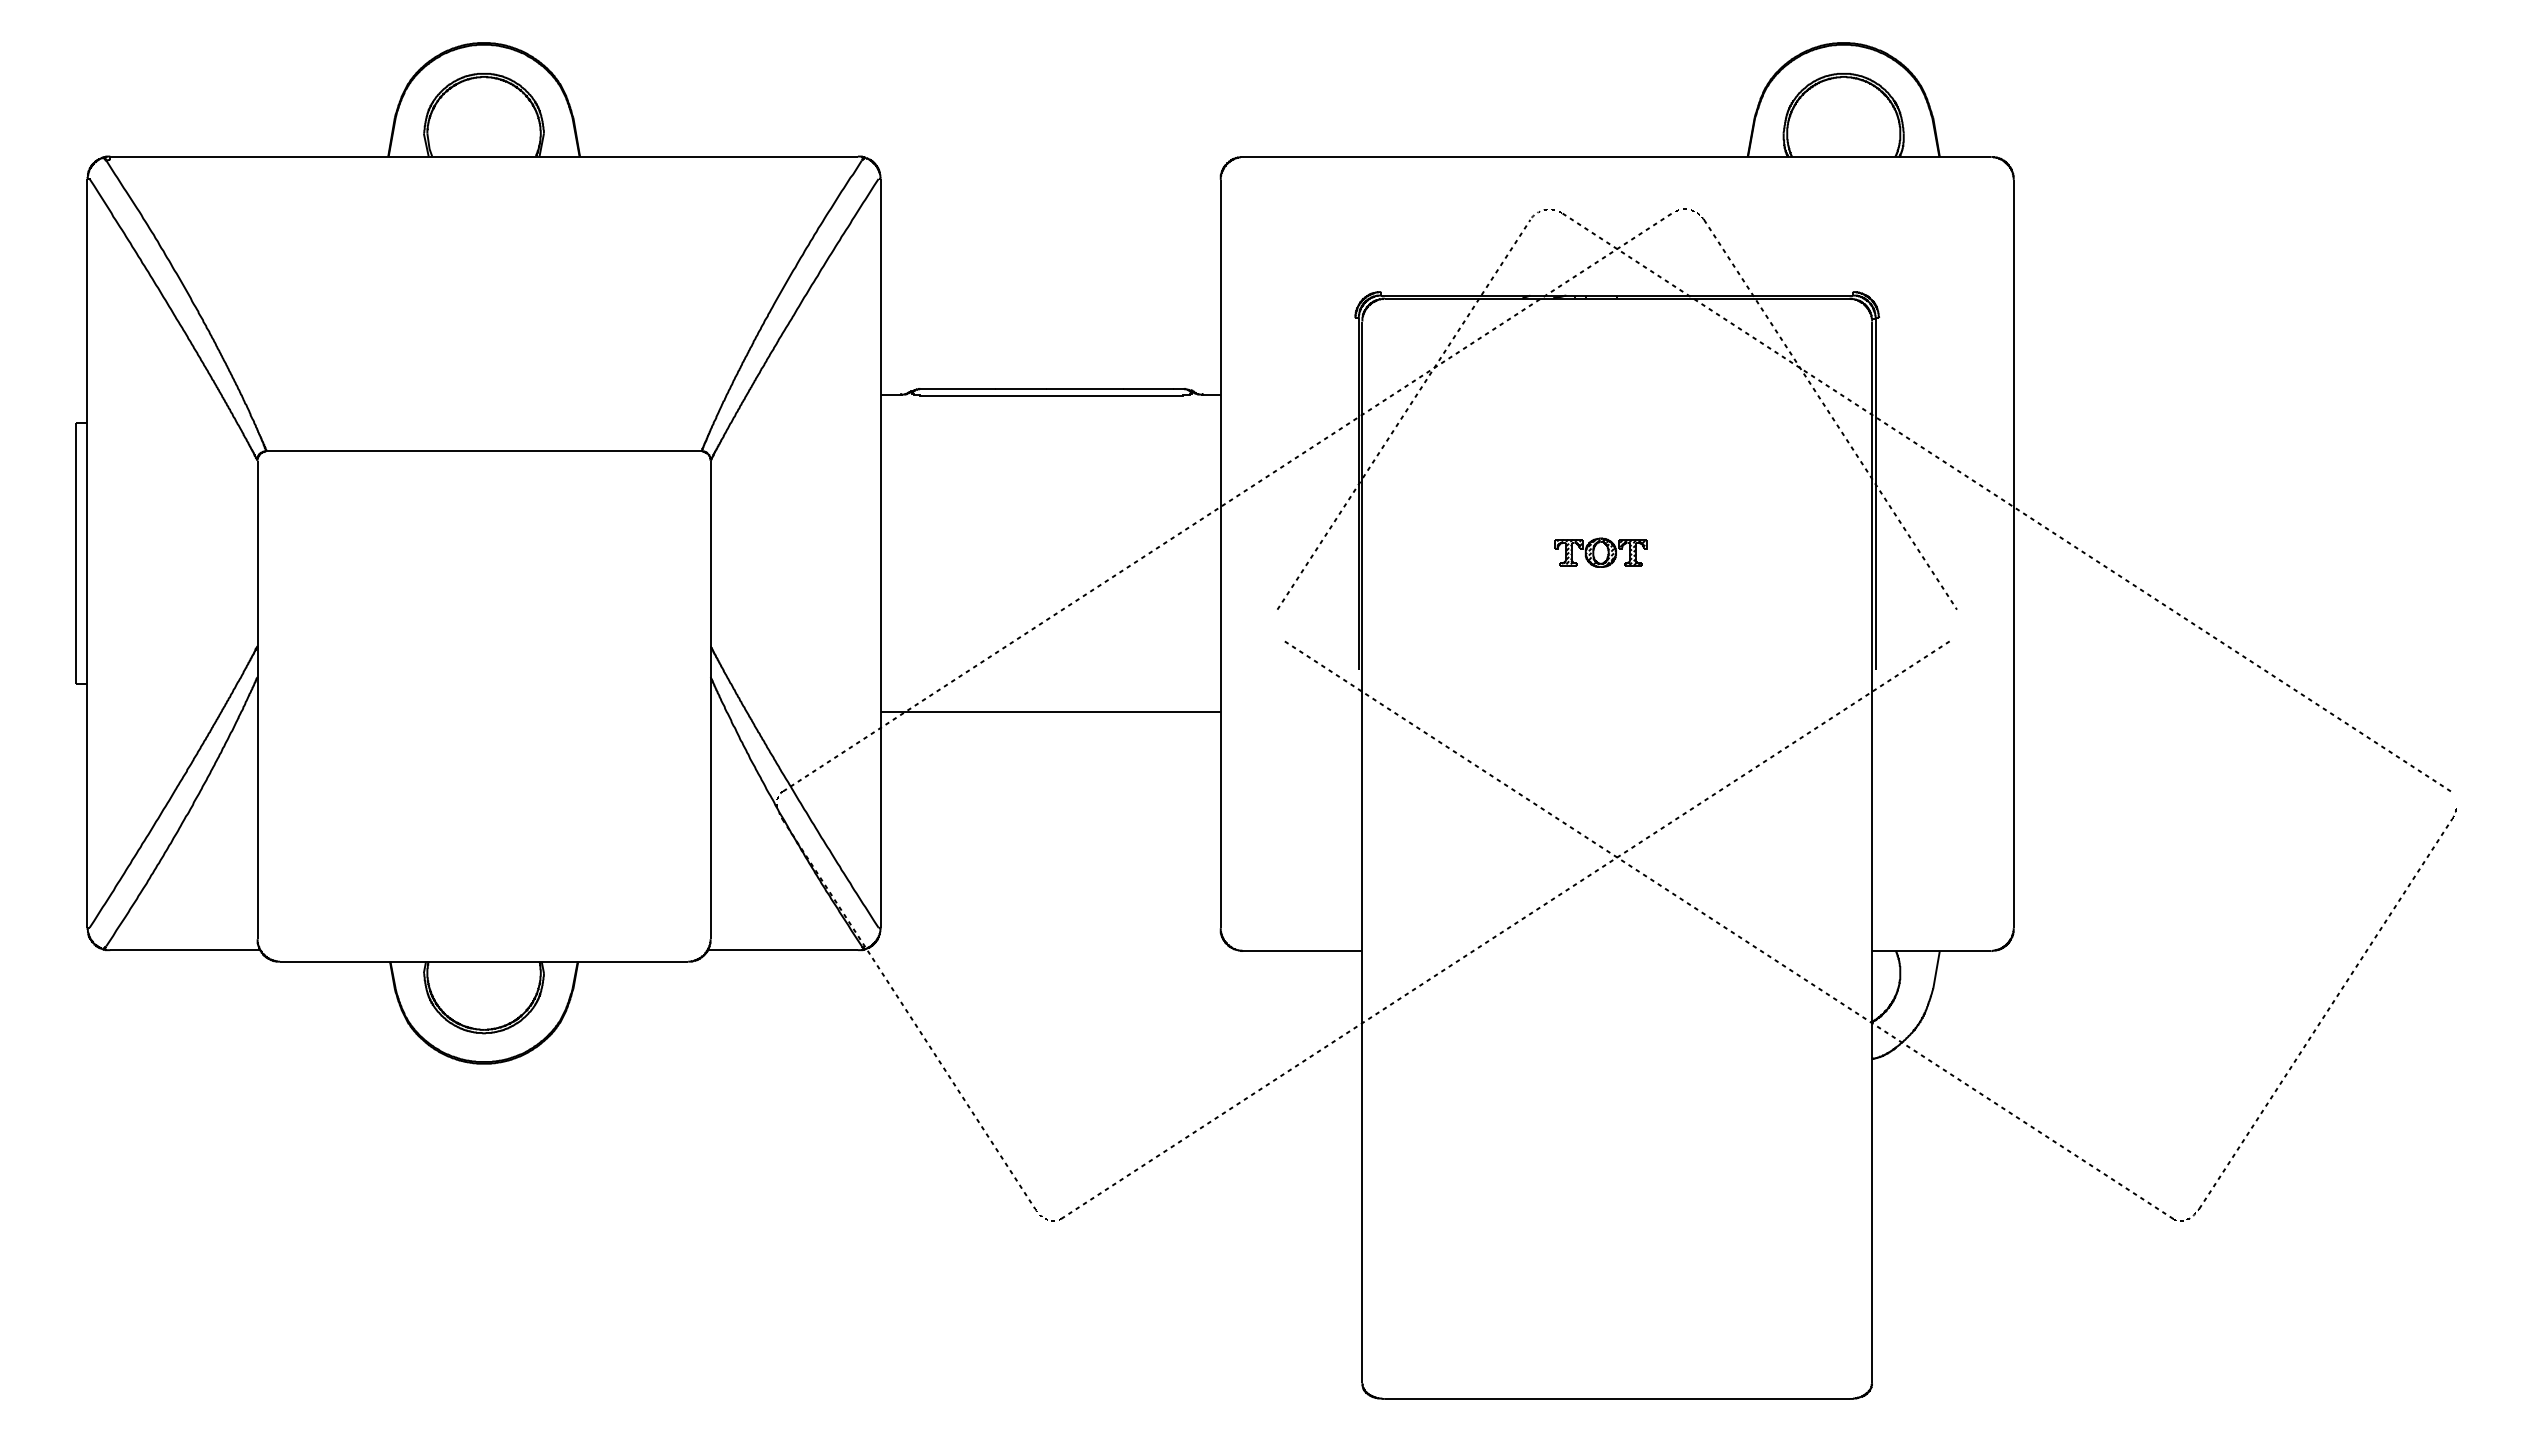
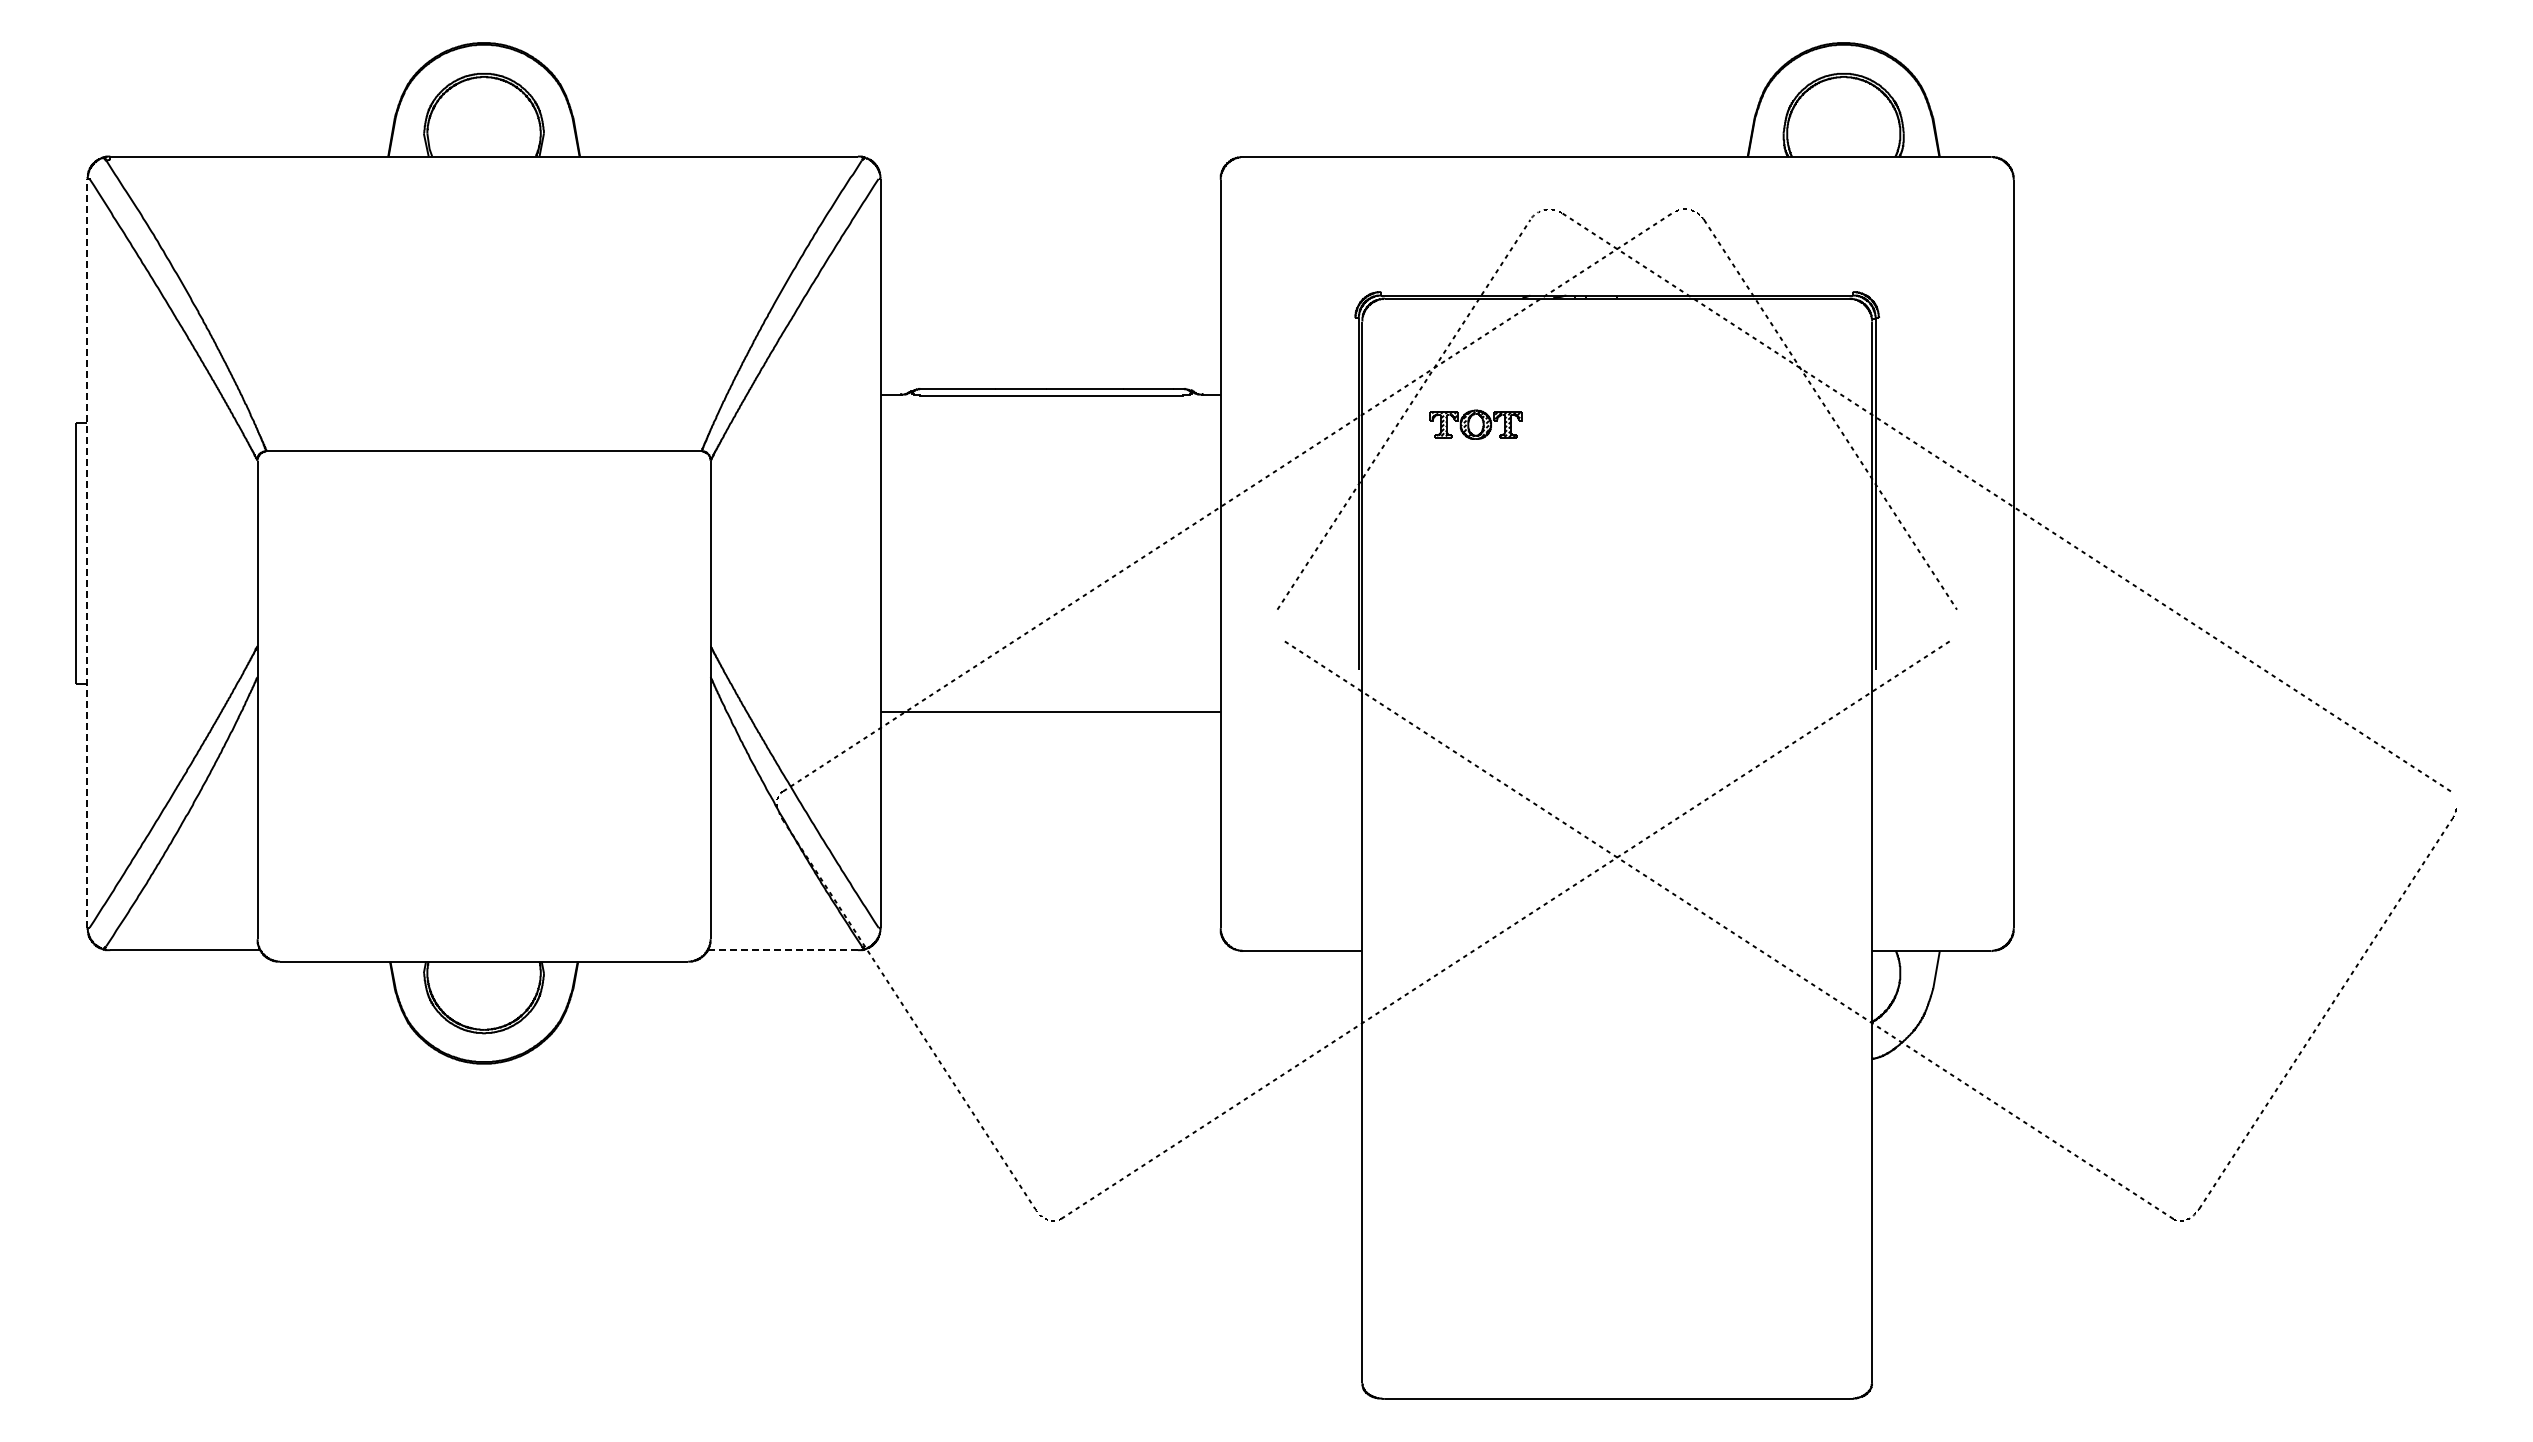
line: solid -> dashed (87, 552)
part position: (1600, 552) -> (1475, 424) (1475, 424)
line: solid -> dashed (782, 950)
